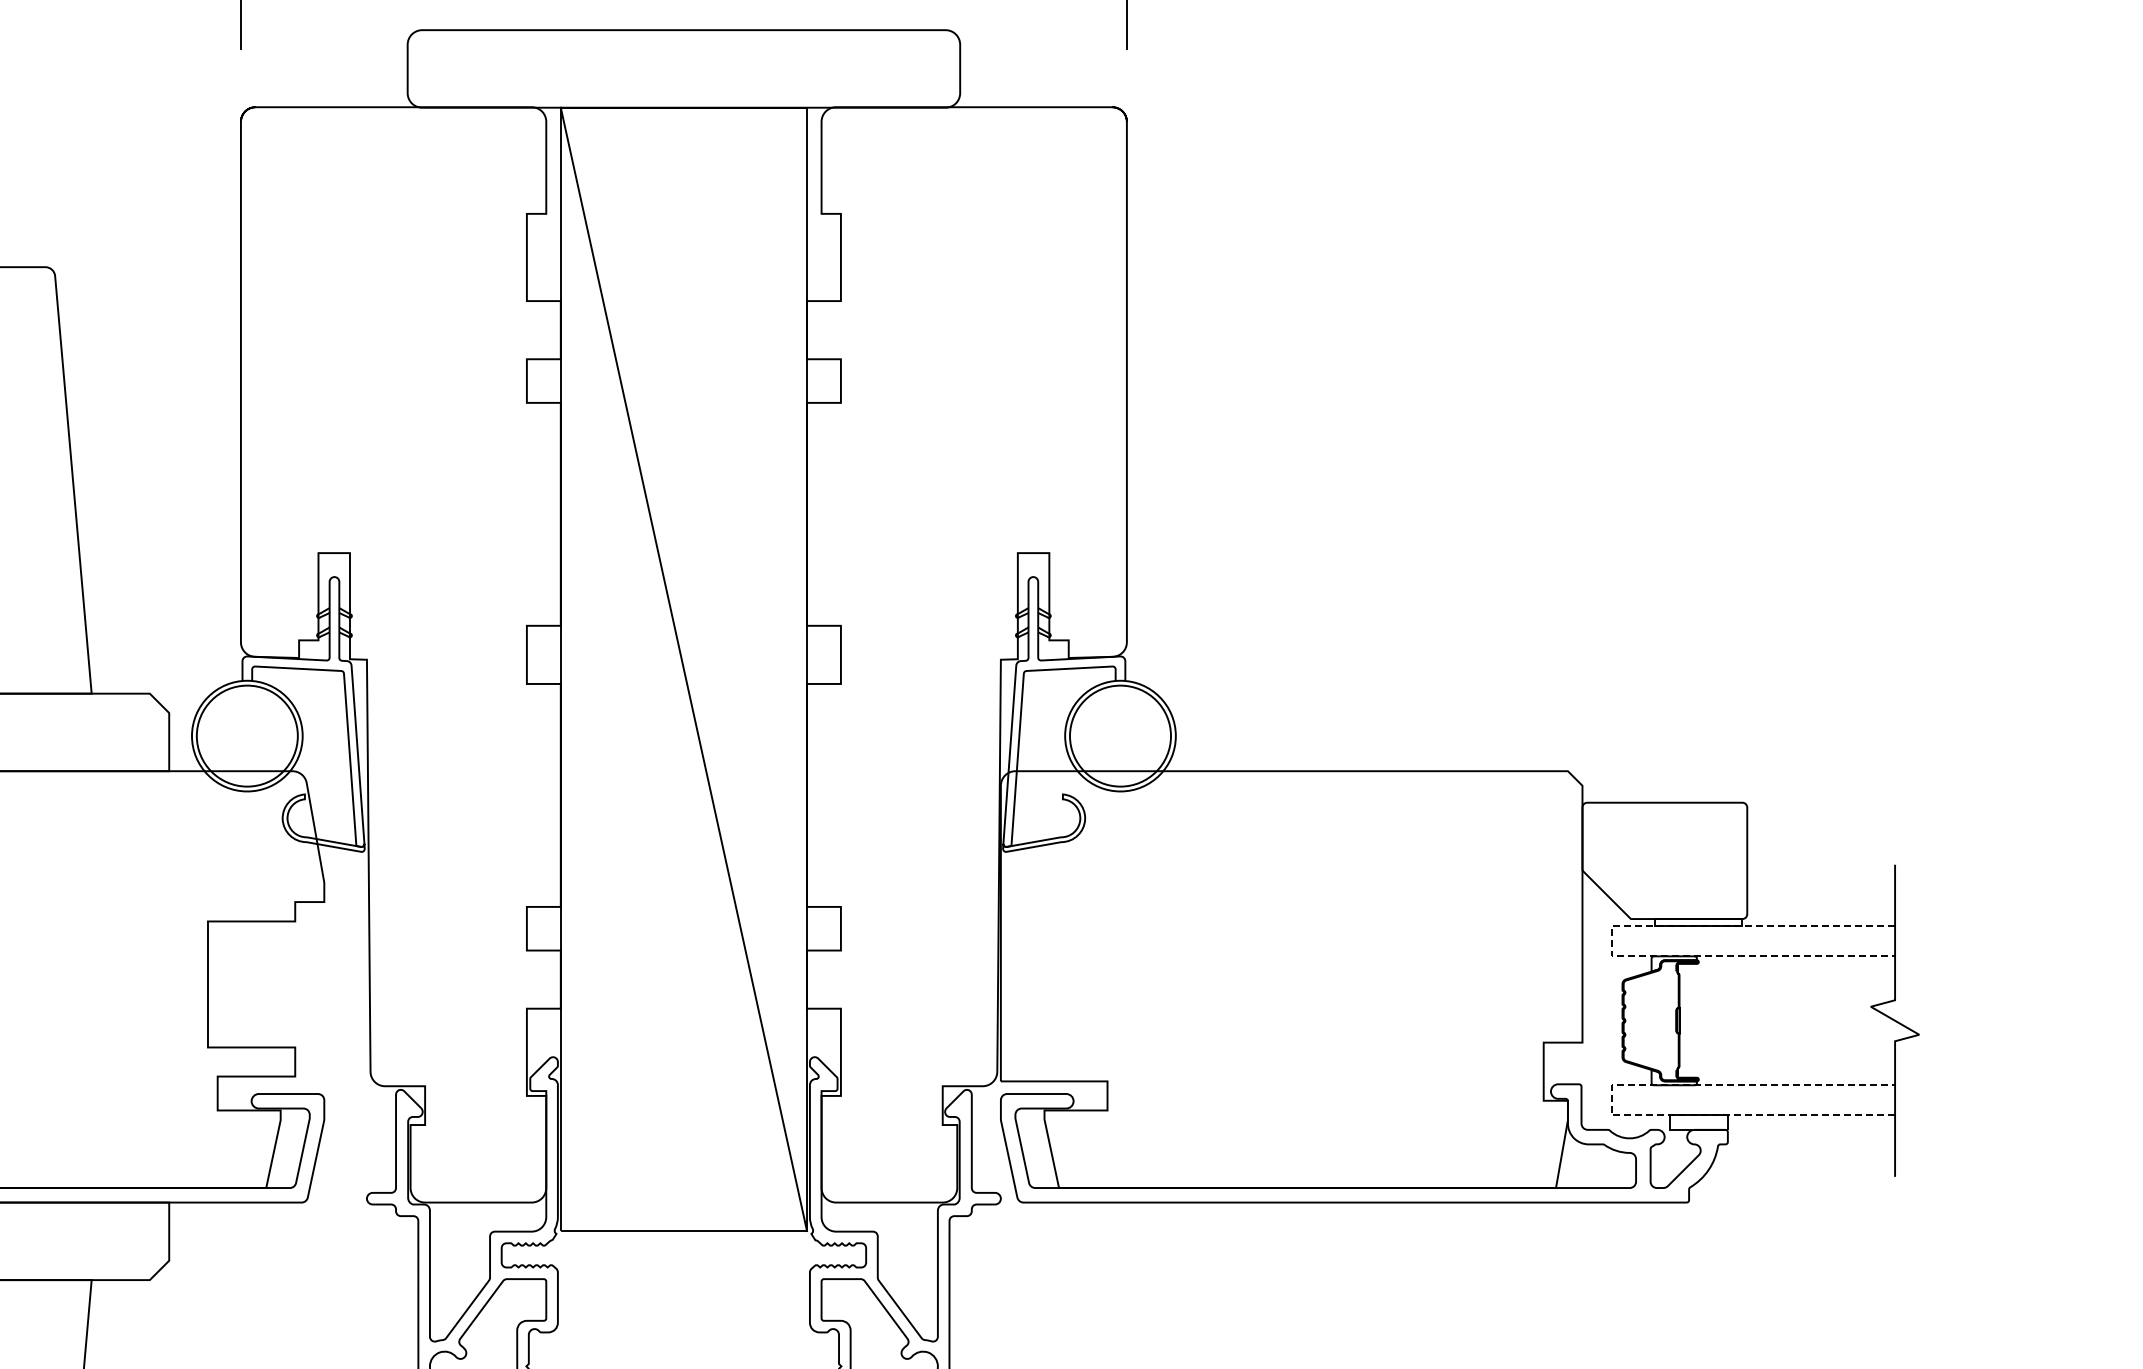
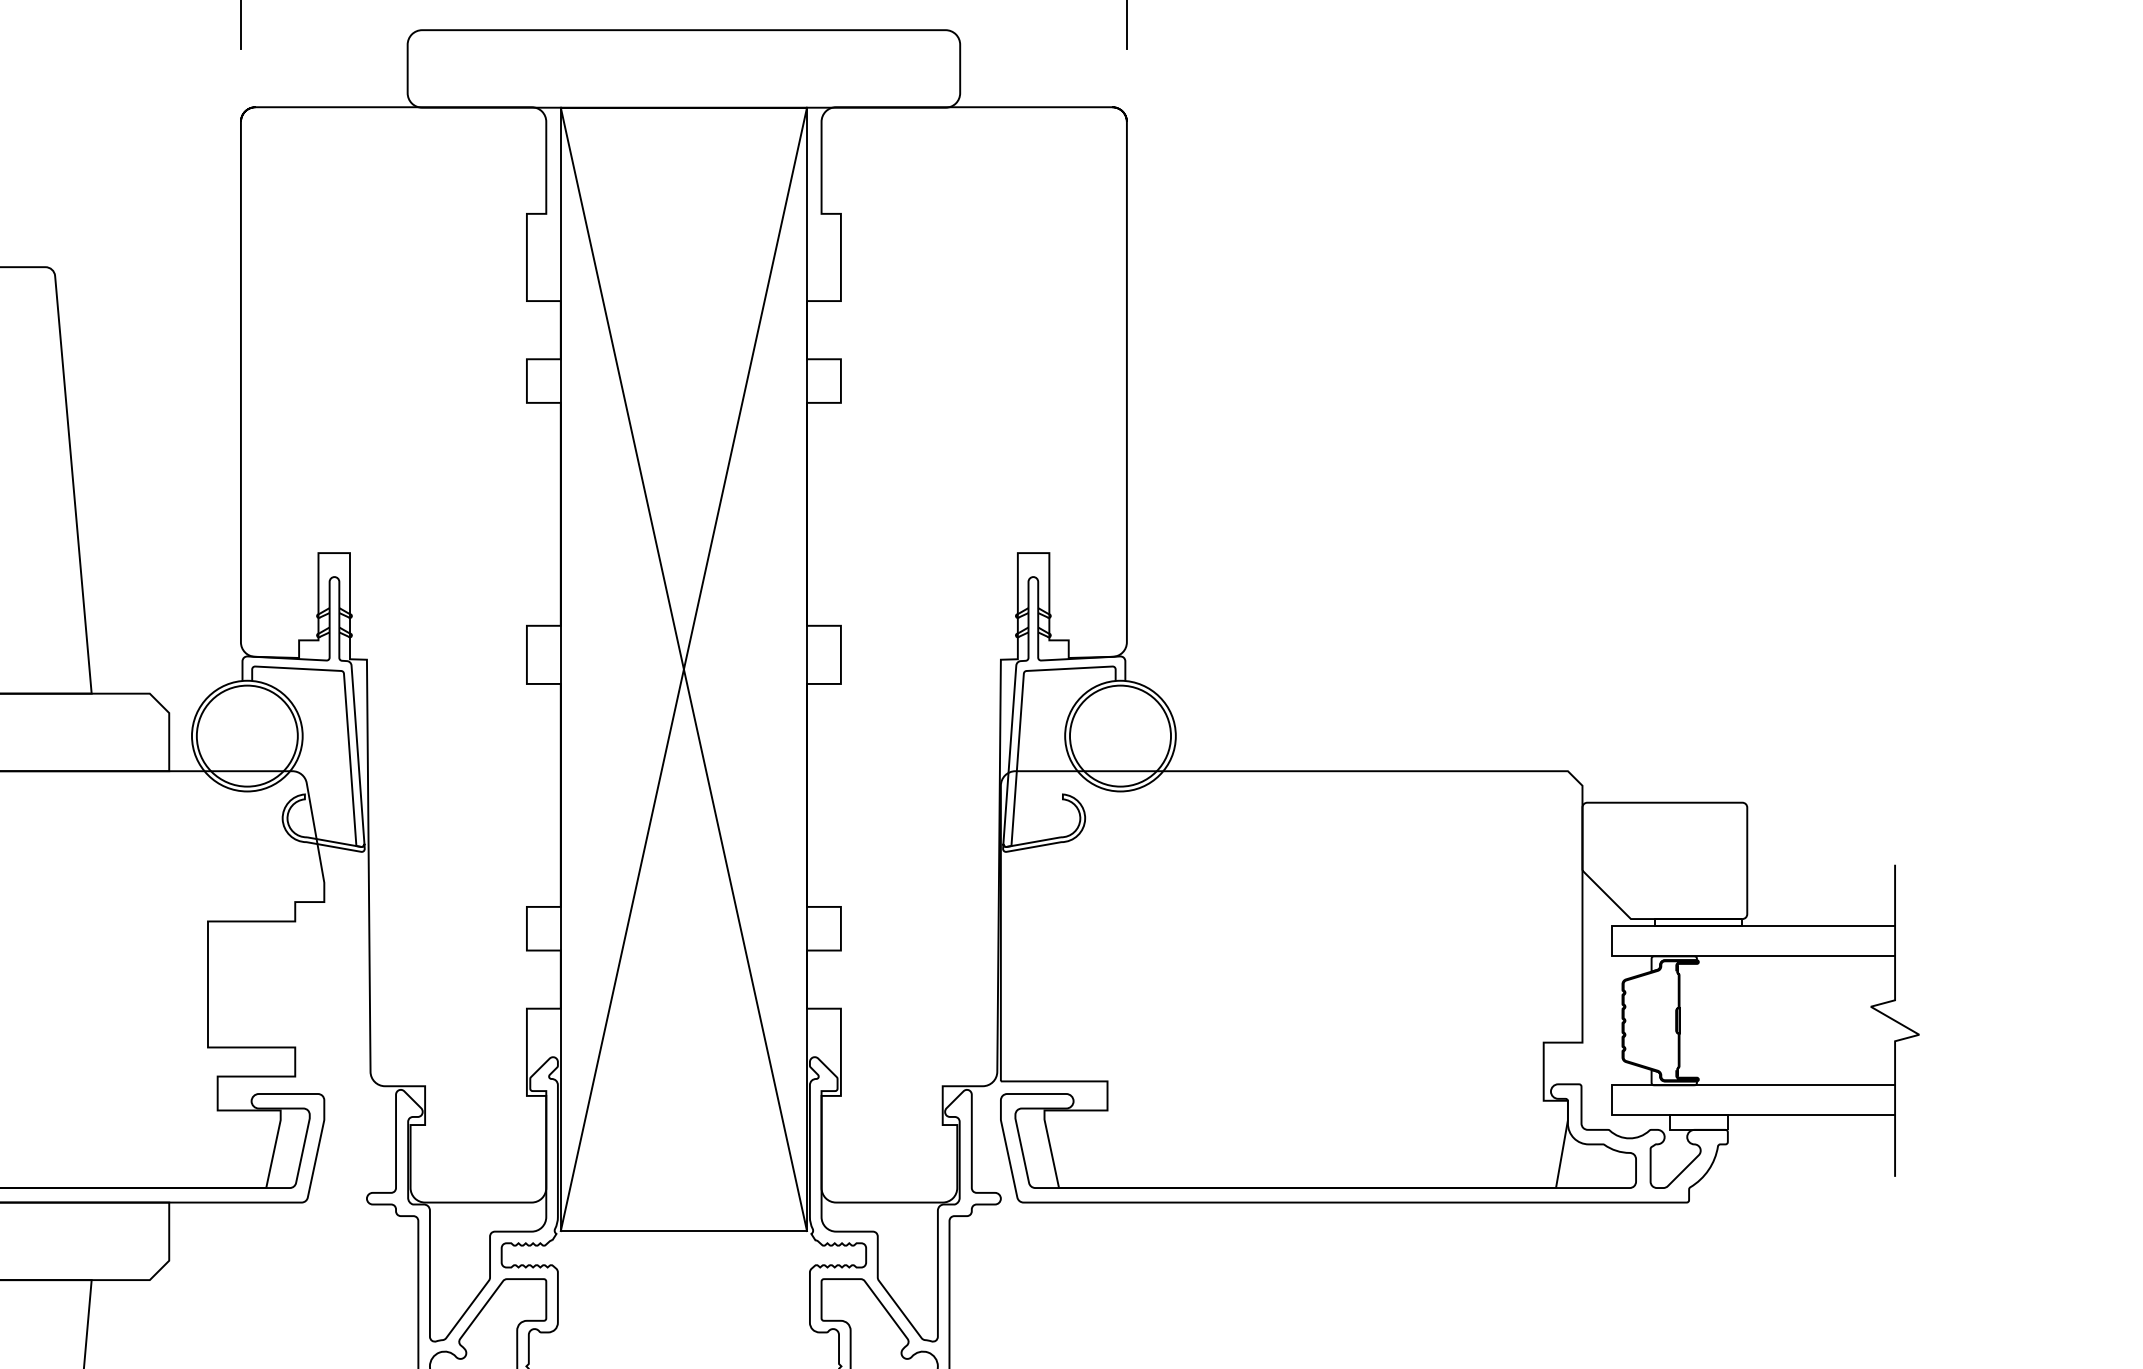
line: none -> present (683, 669)
line: dashed -> solid (1611, 941)
line: dashed -> solid (1611, 1099)
